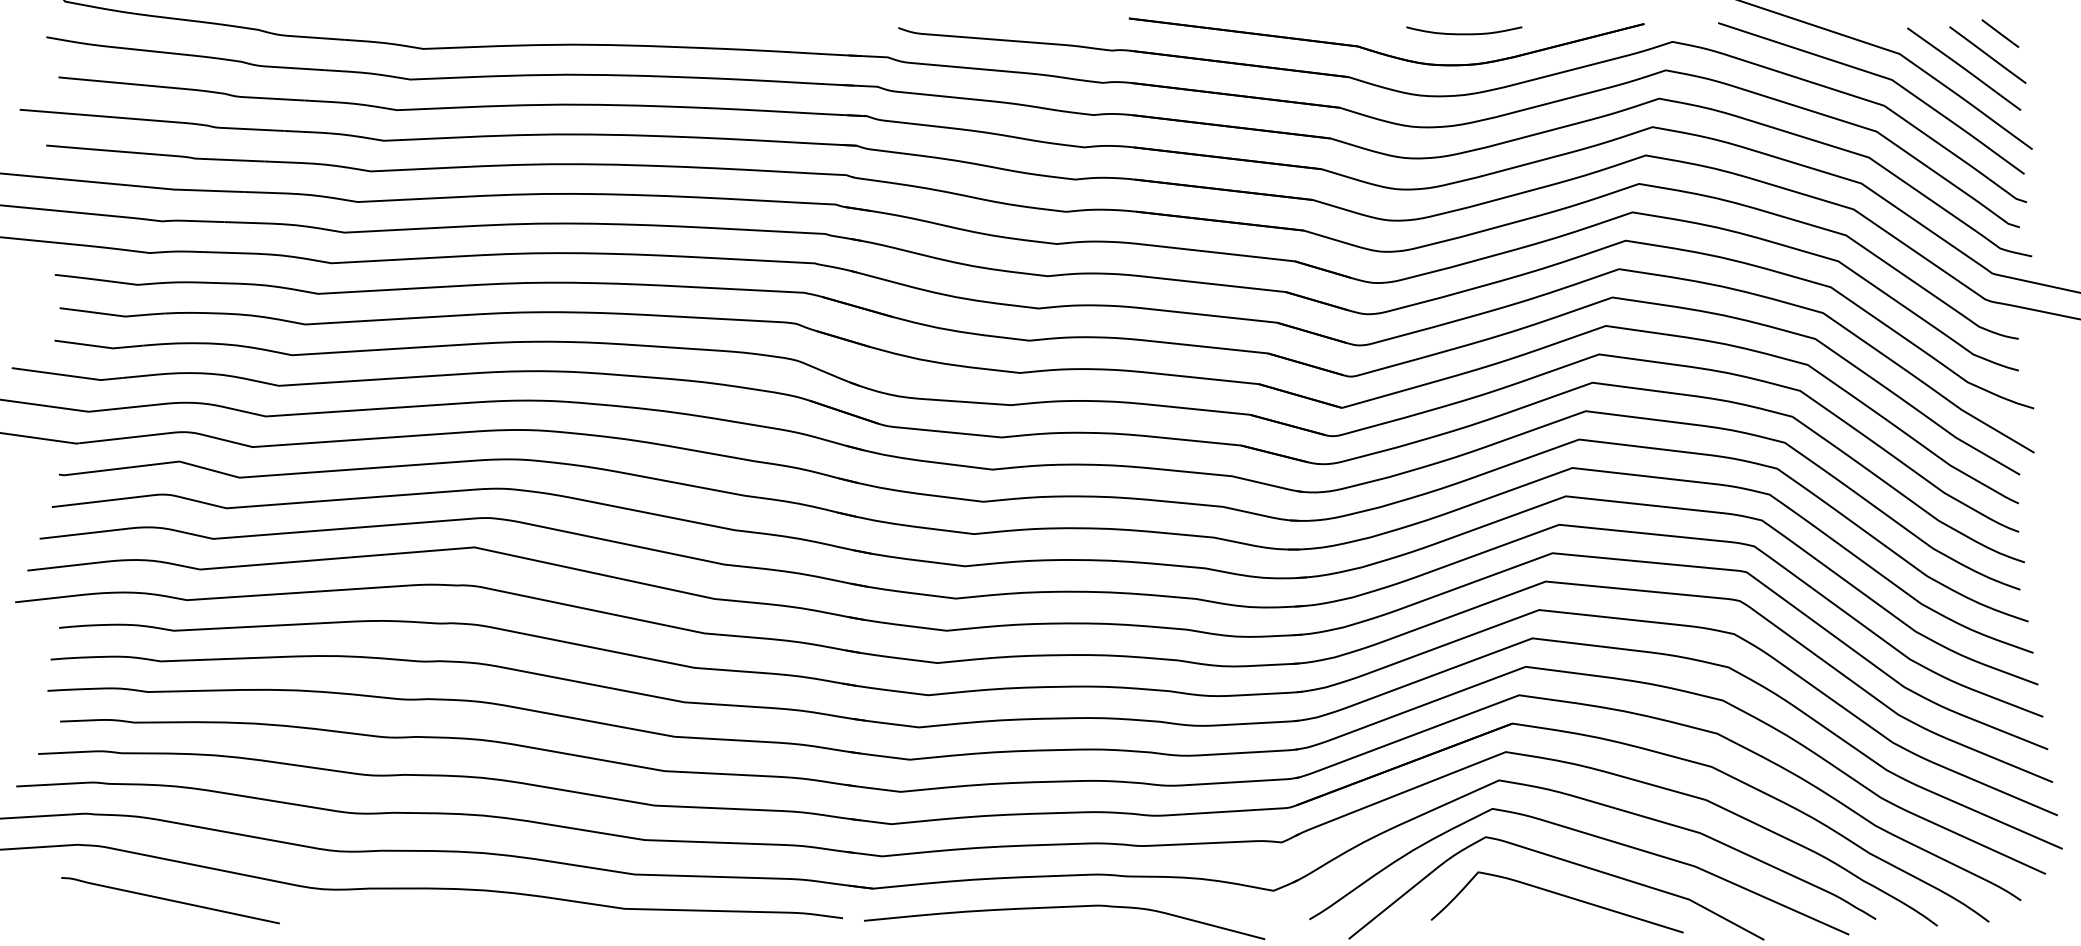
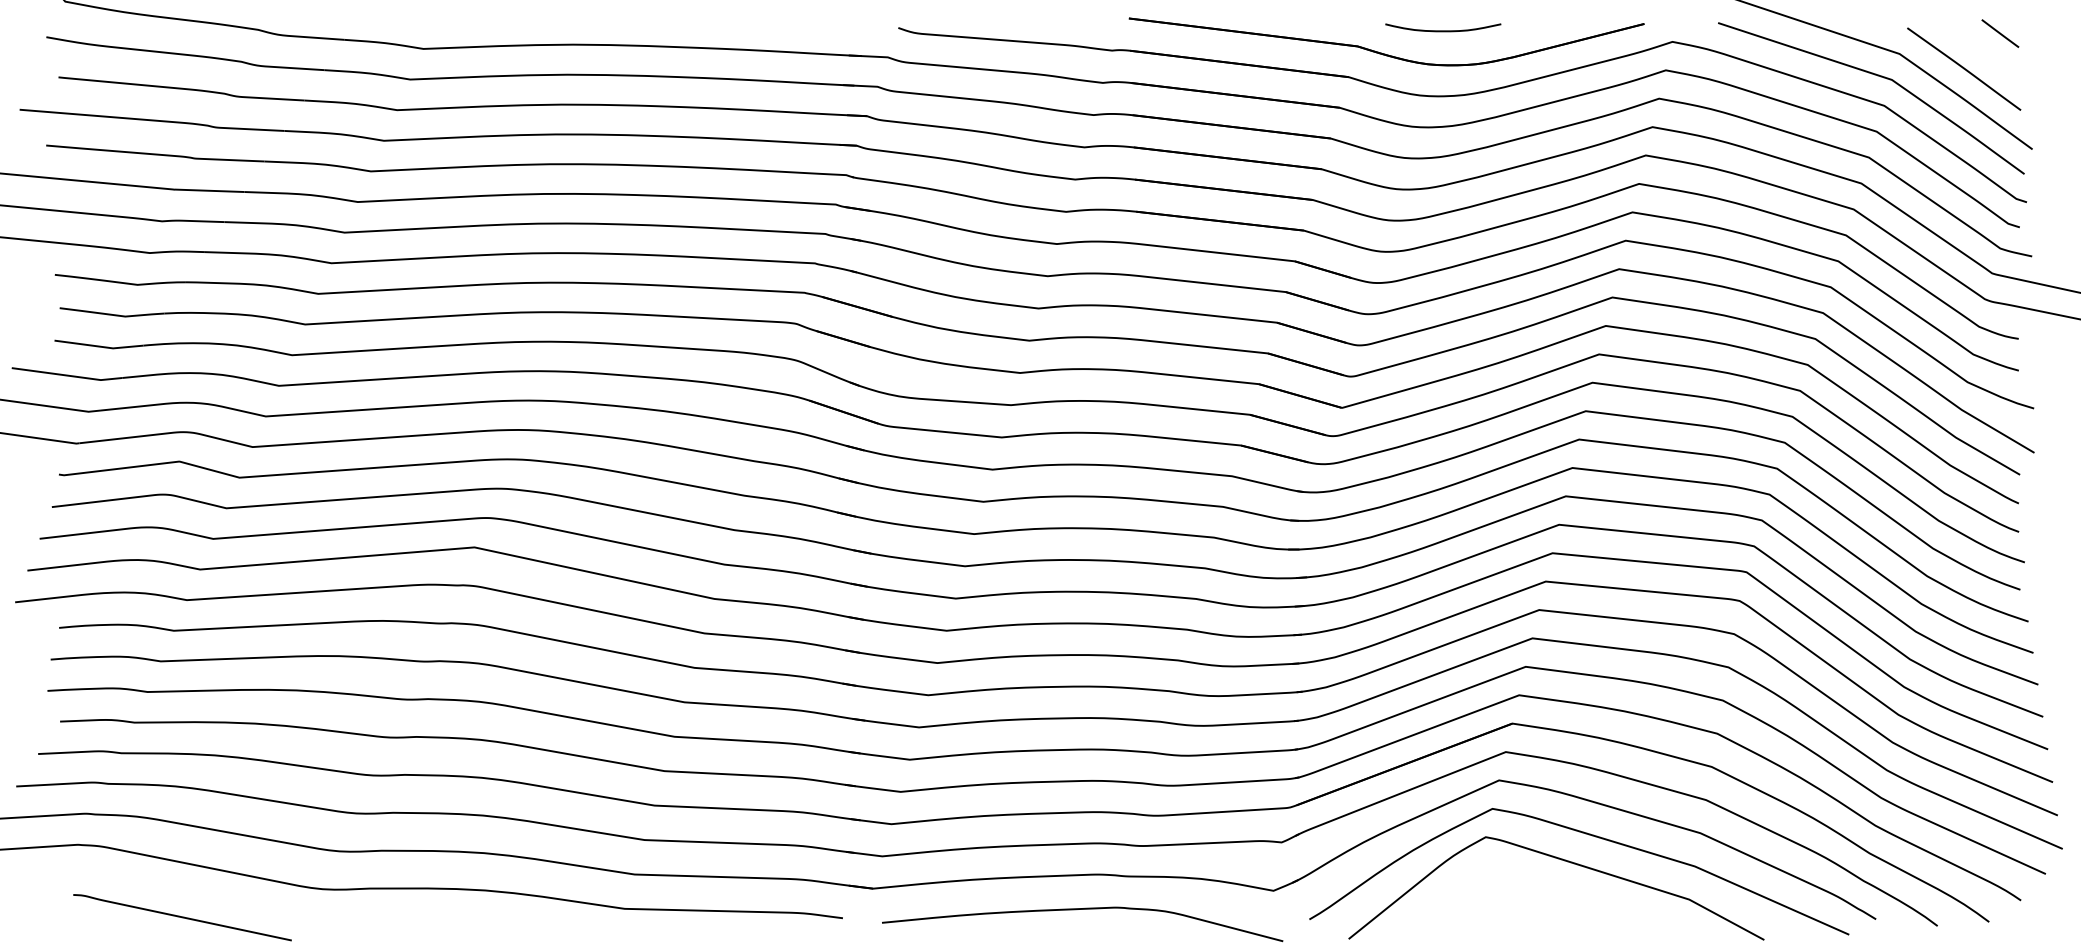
curve position: (1464, 33) -> (1443, 30) (1443, 30)
line: present -> none (1987, 54)
curve: present -> none (1559, 895)
line position: (170, 900) -> (182, 917) (182, 917)
curve position: (1064, 907) -> (1082, 909) (1082, 909)
